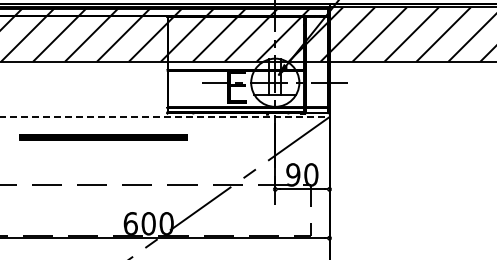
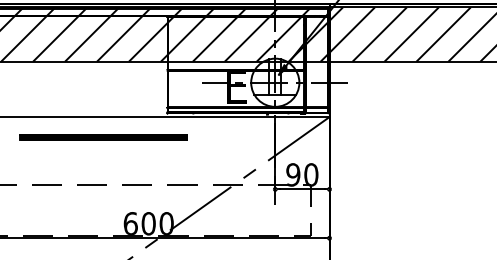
line: dashed -> solid (165, 117)
